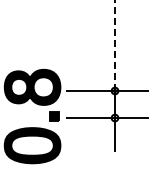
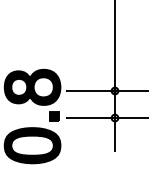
line: dashed -> solid (115, 45)
